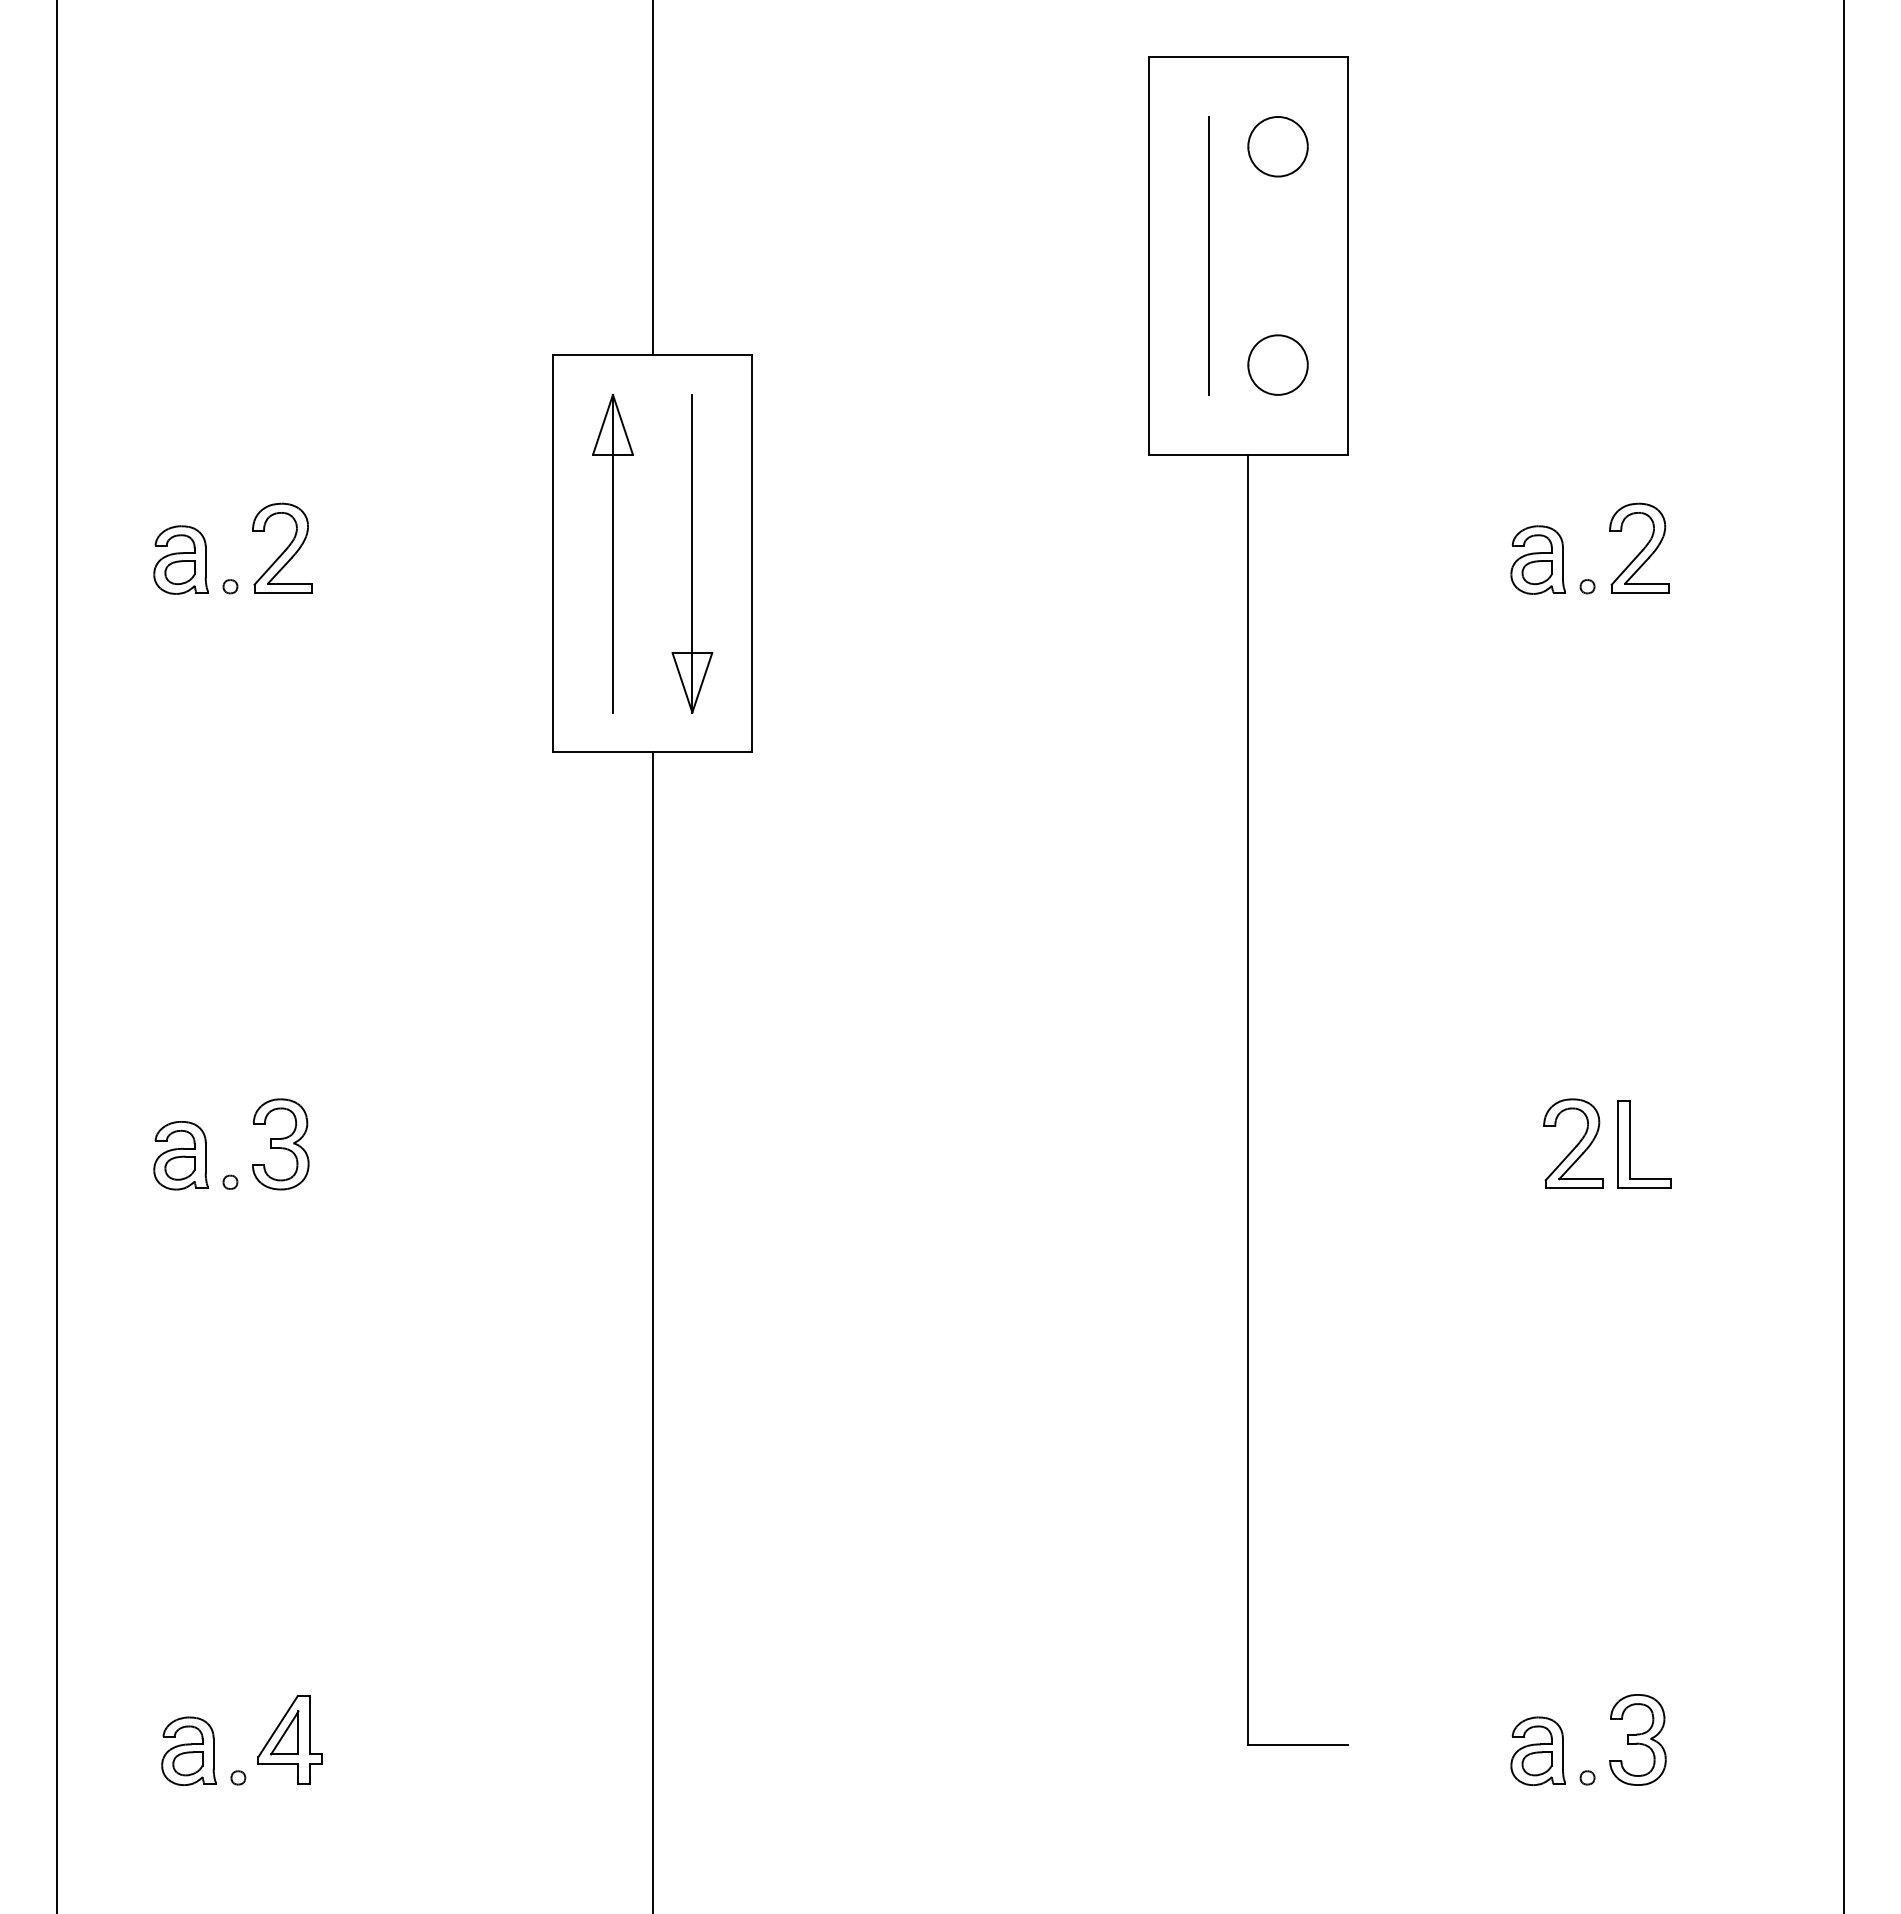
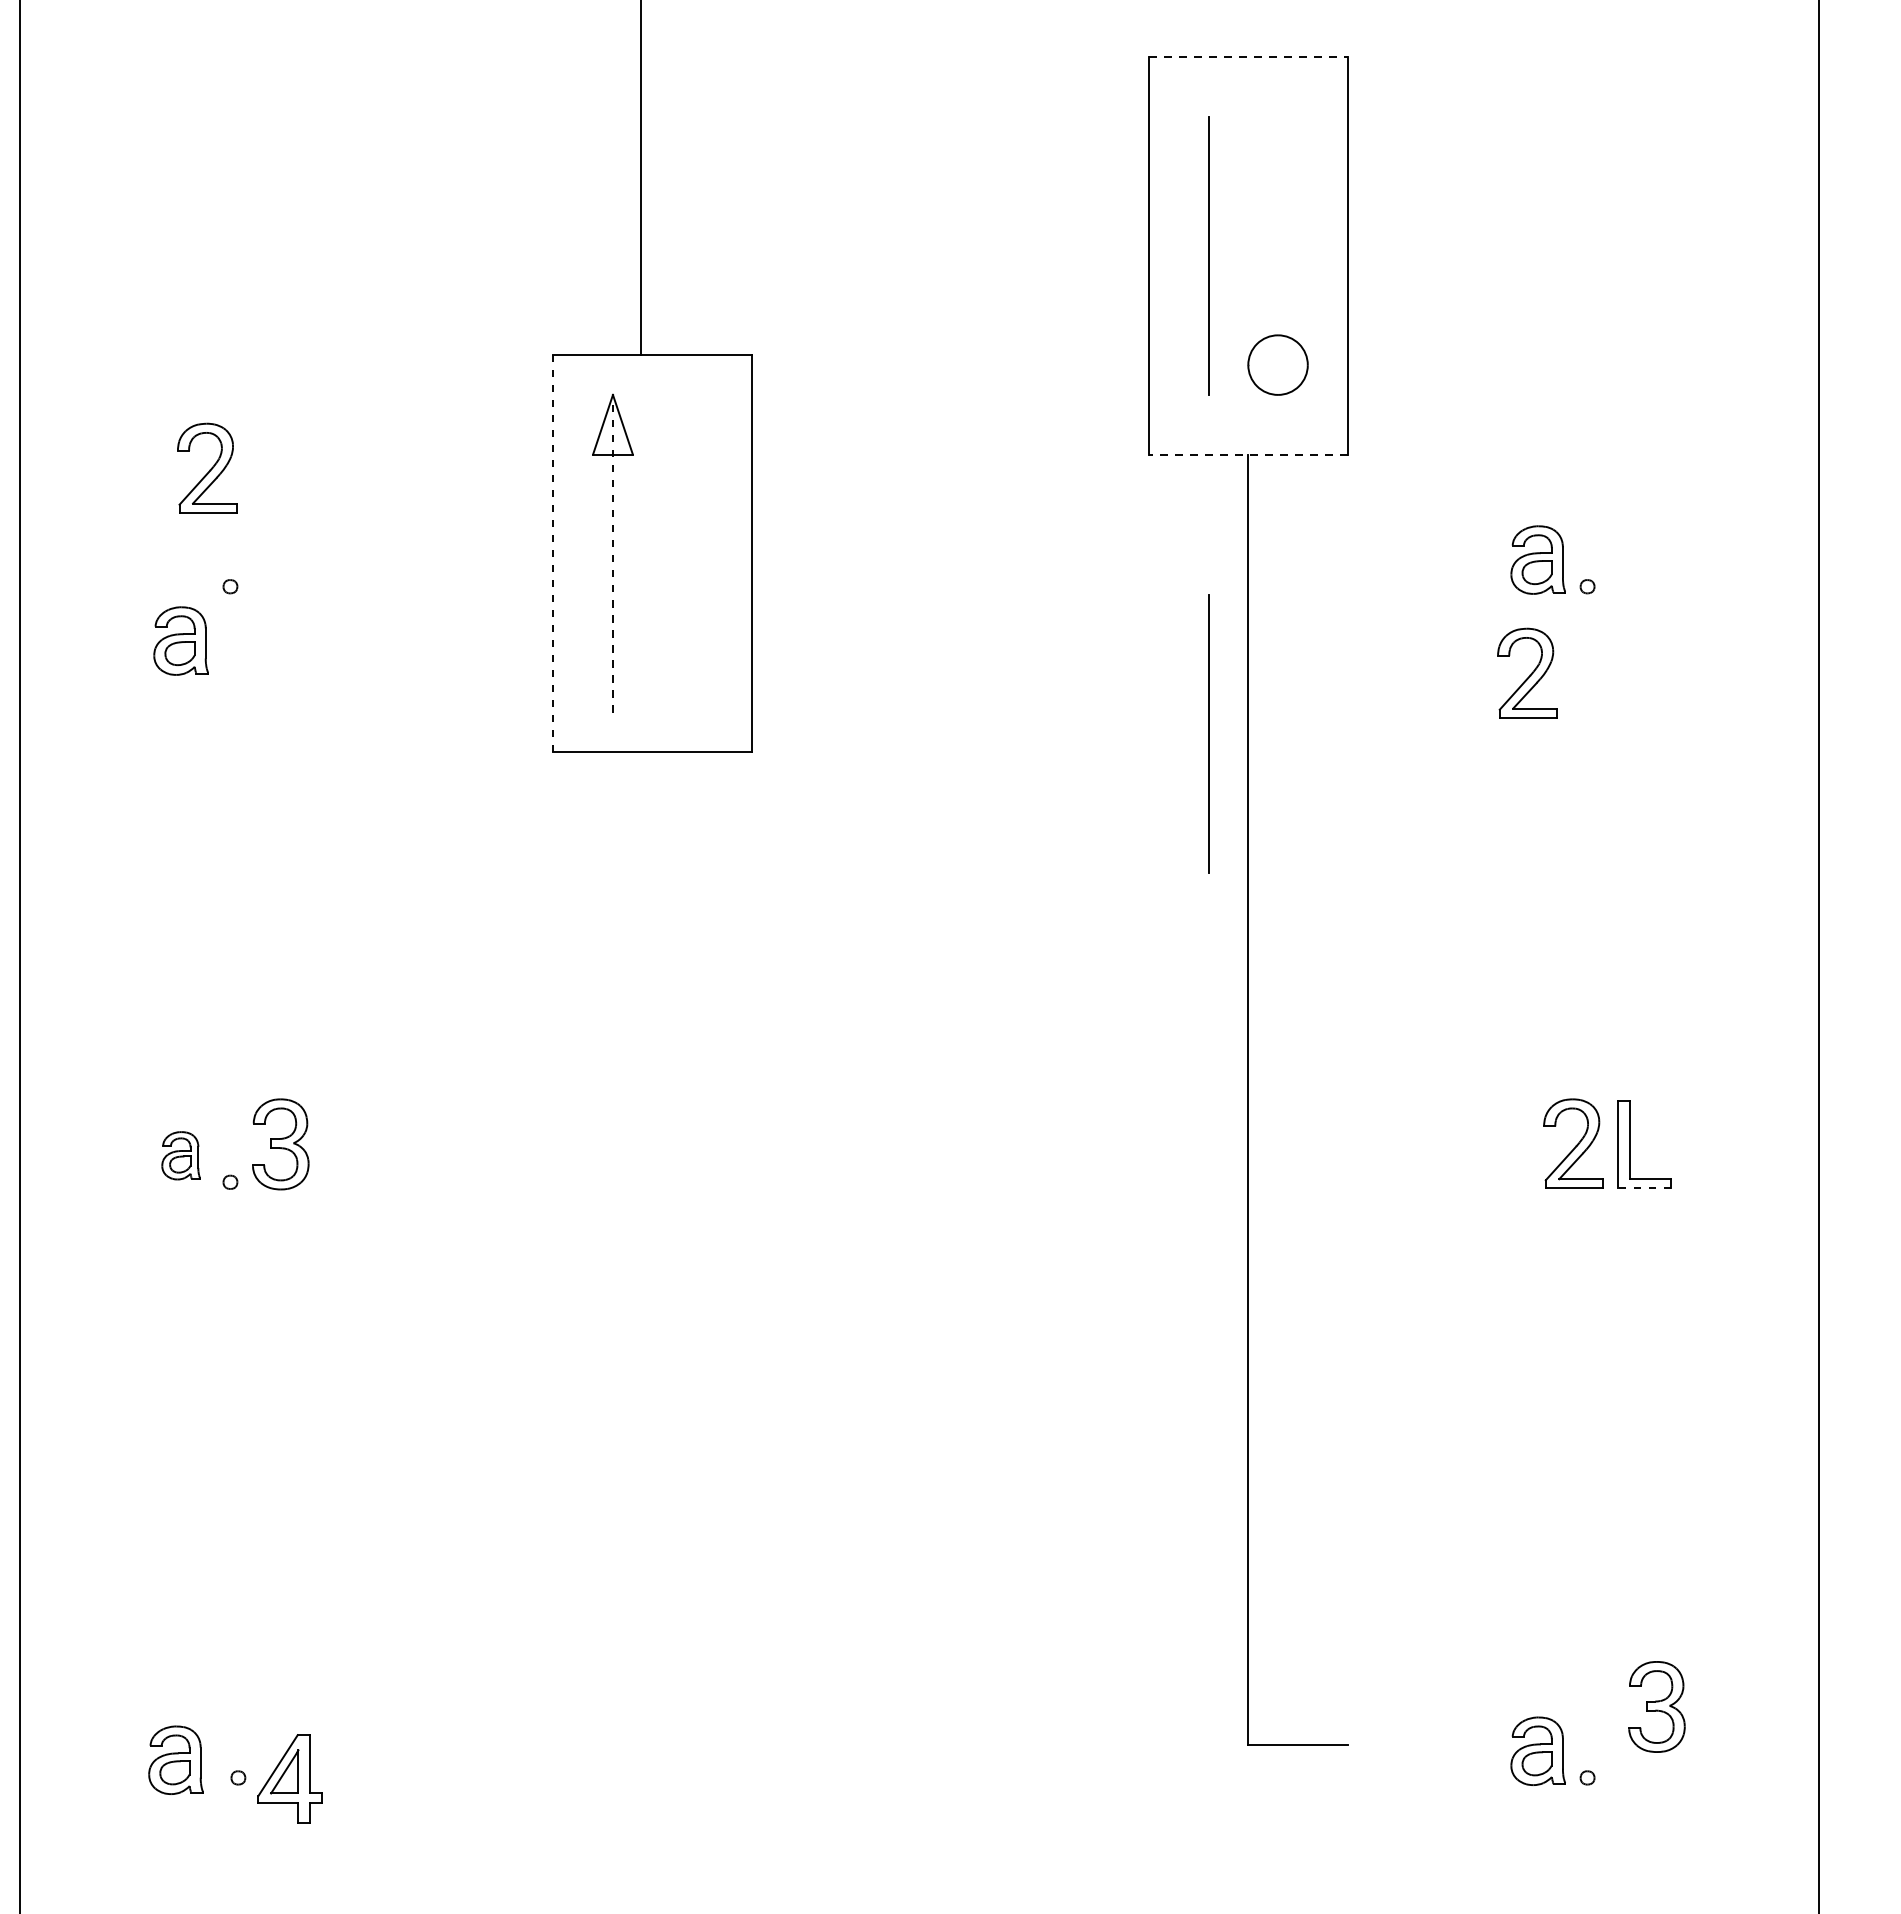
line: solid -> dashed (1248, 57)
part: present -> none (1277, 146)
line position: (652, 178) -> (640, 178) (640, 178)
line: solid -> dashed (1247, 454)
part position: (282, 547) -> (207, 467) (207, 467)
part position: (1639, 547) -> (1527, 672) (1527, 672)
line: solid -> dashed (553, 553)
line: solid -> dashed (612, 553)
part: present -> none (692, 553)
part position: (180, 559) -> (180, 640) (180, 640)
line: none -> present (1208, 733)
line position: (57, 956) -> (20, 956) (20, 956)
line position: (1843, 956) -> (1818, 956) (1818, 956)
part size: 56x70 px -> 40x50 px (180, 1155)
line: solid -> dashed (1644, 1188)
line: present -> none (652, 1331)
part position: (289, 1739) -> (289, 1778) (289, 1778)
part position: (1637, 1739) -> (1656, 1706) (1656, 1706)
part position: (188, 1750) -> (175, 1759) (175, 1759)
